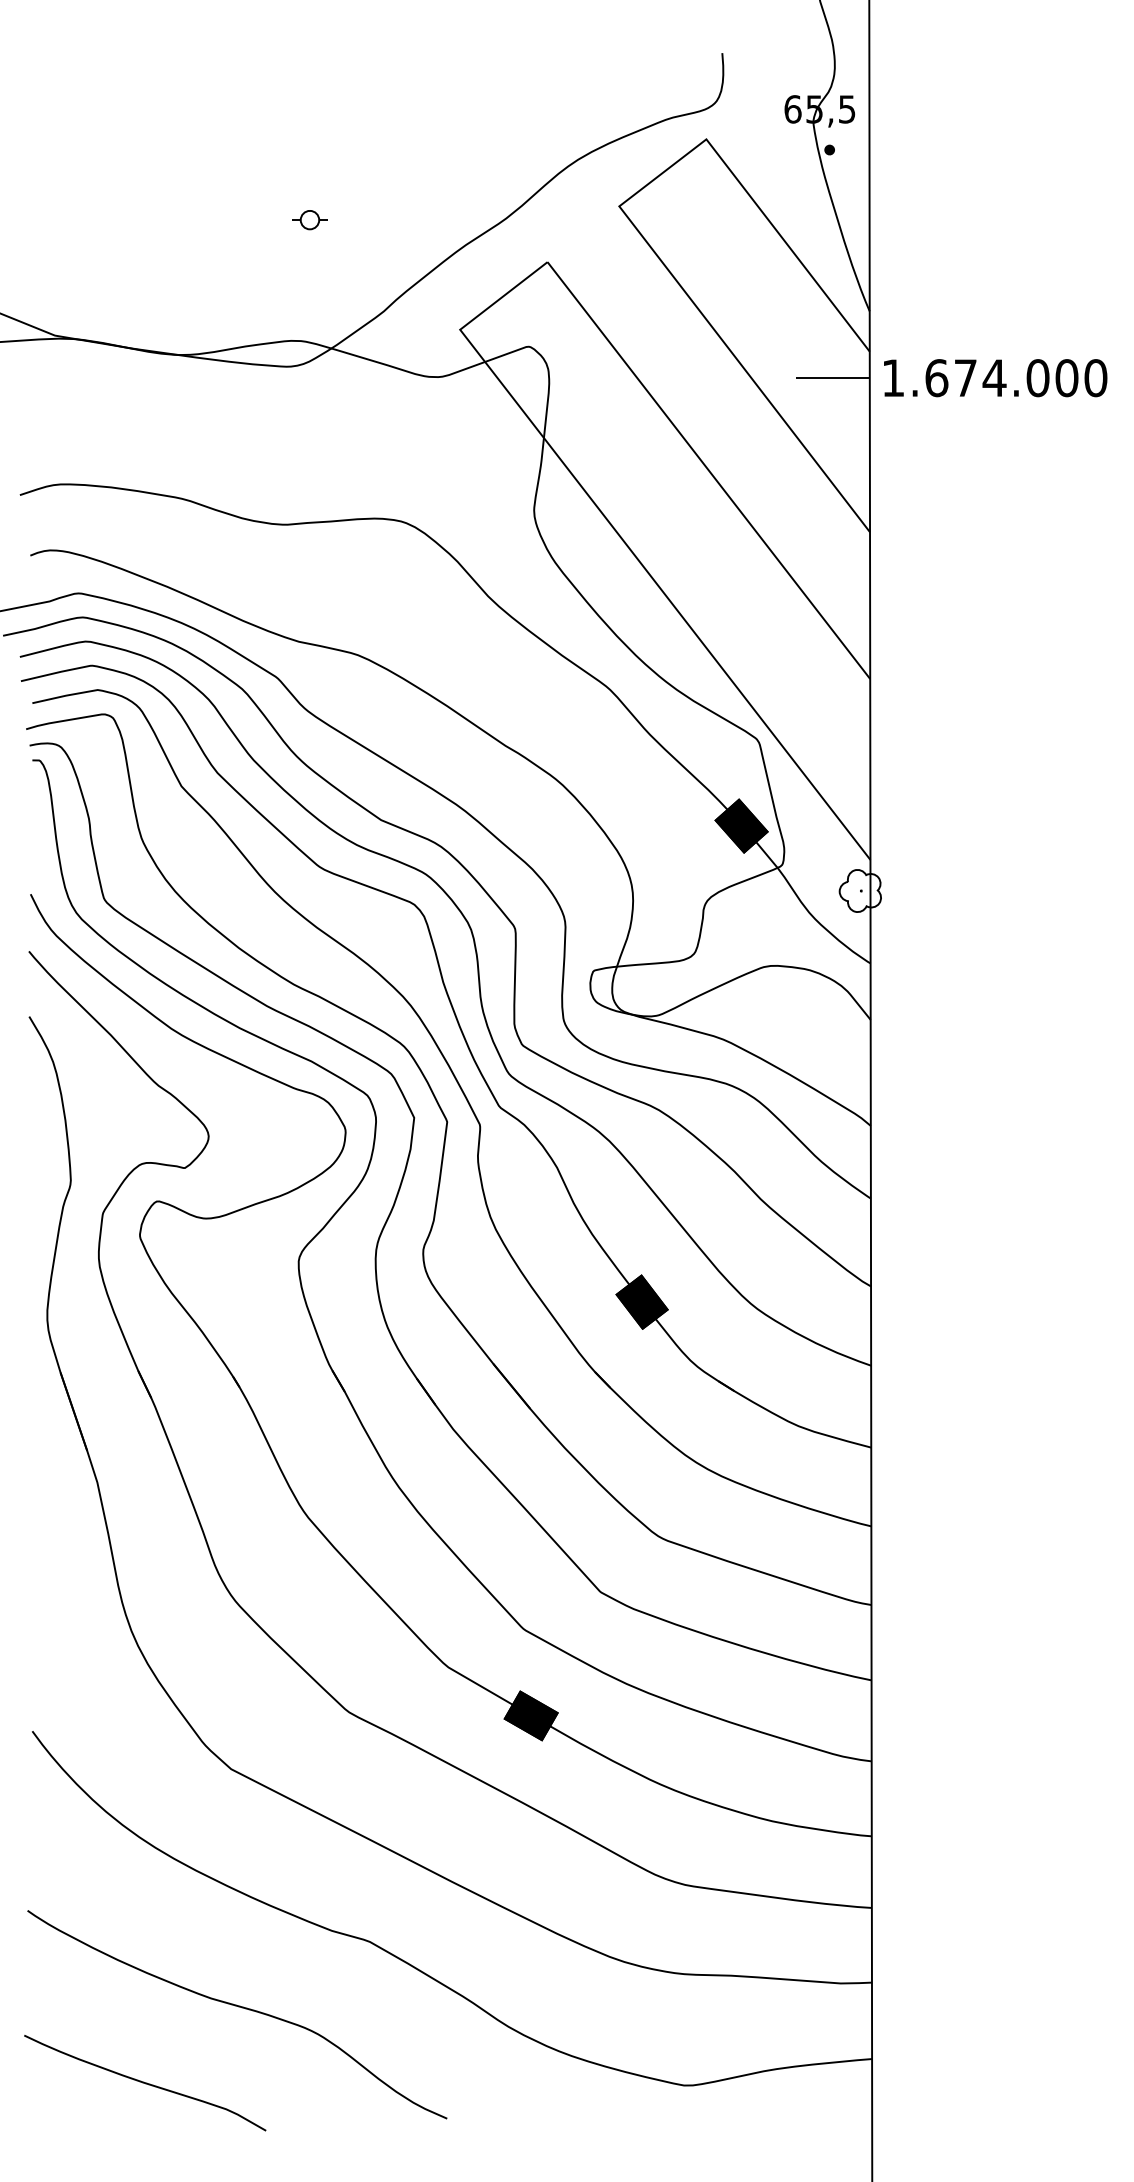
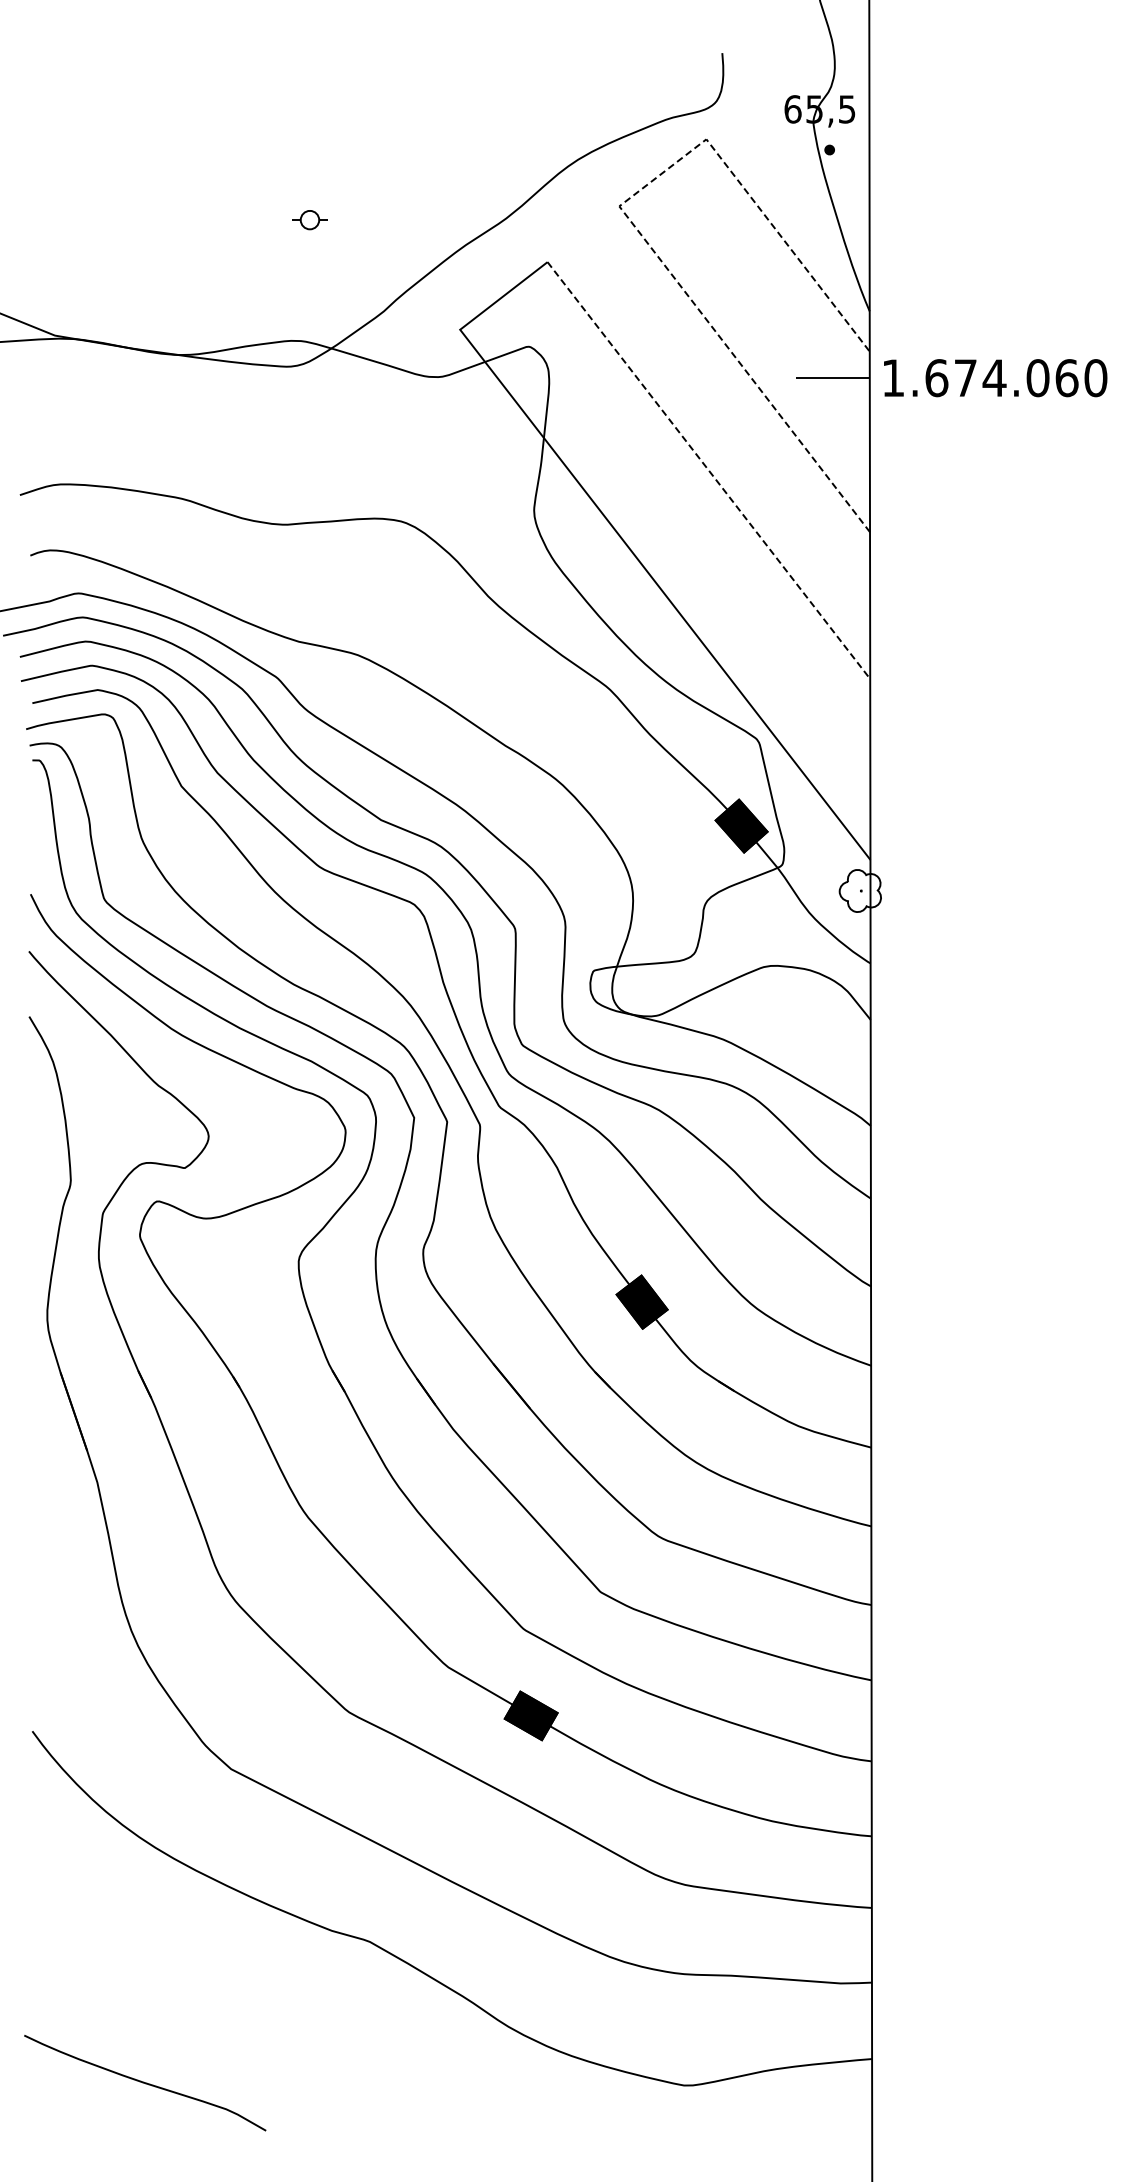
line: solid -> dashed (629, 219)
text: 1.674.000 -> 1.674.060 (1066, 378)
line: solid -> dashed (708, 470)
curve: present -> none (238, 2007)
